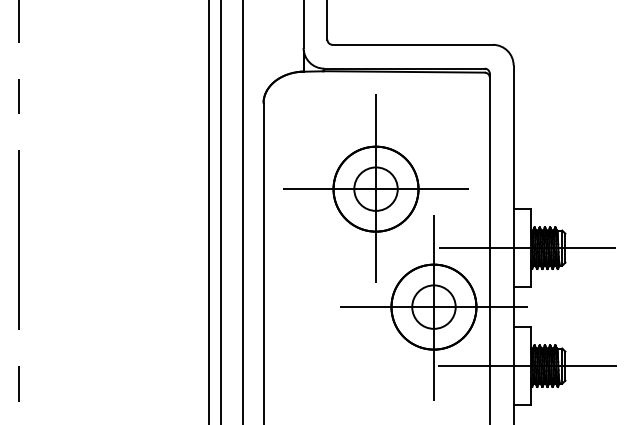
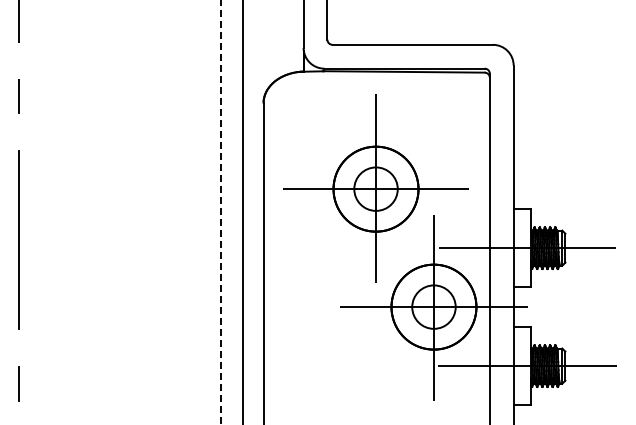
line: present -> none (208, 211)
line: solid -> dashed (221, 212)
